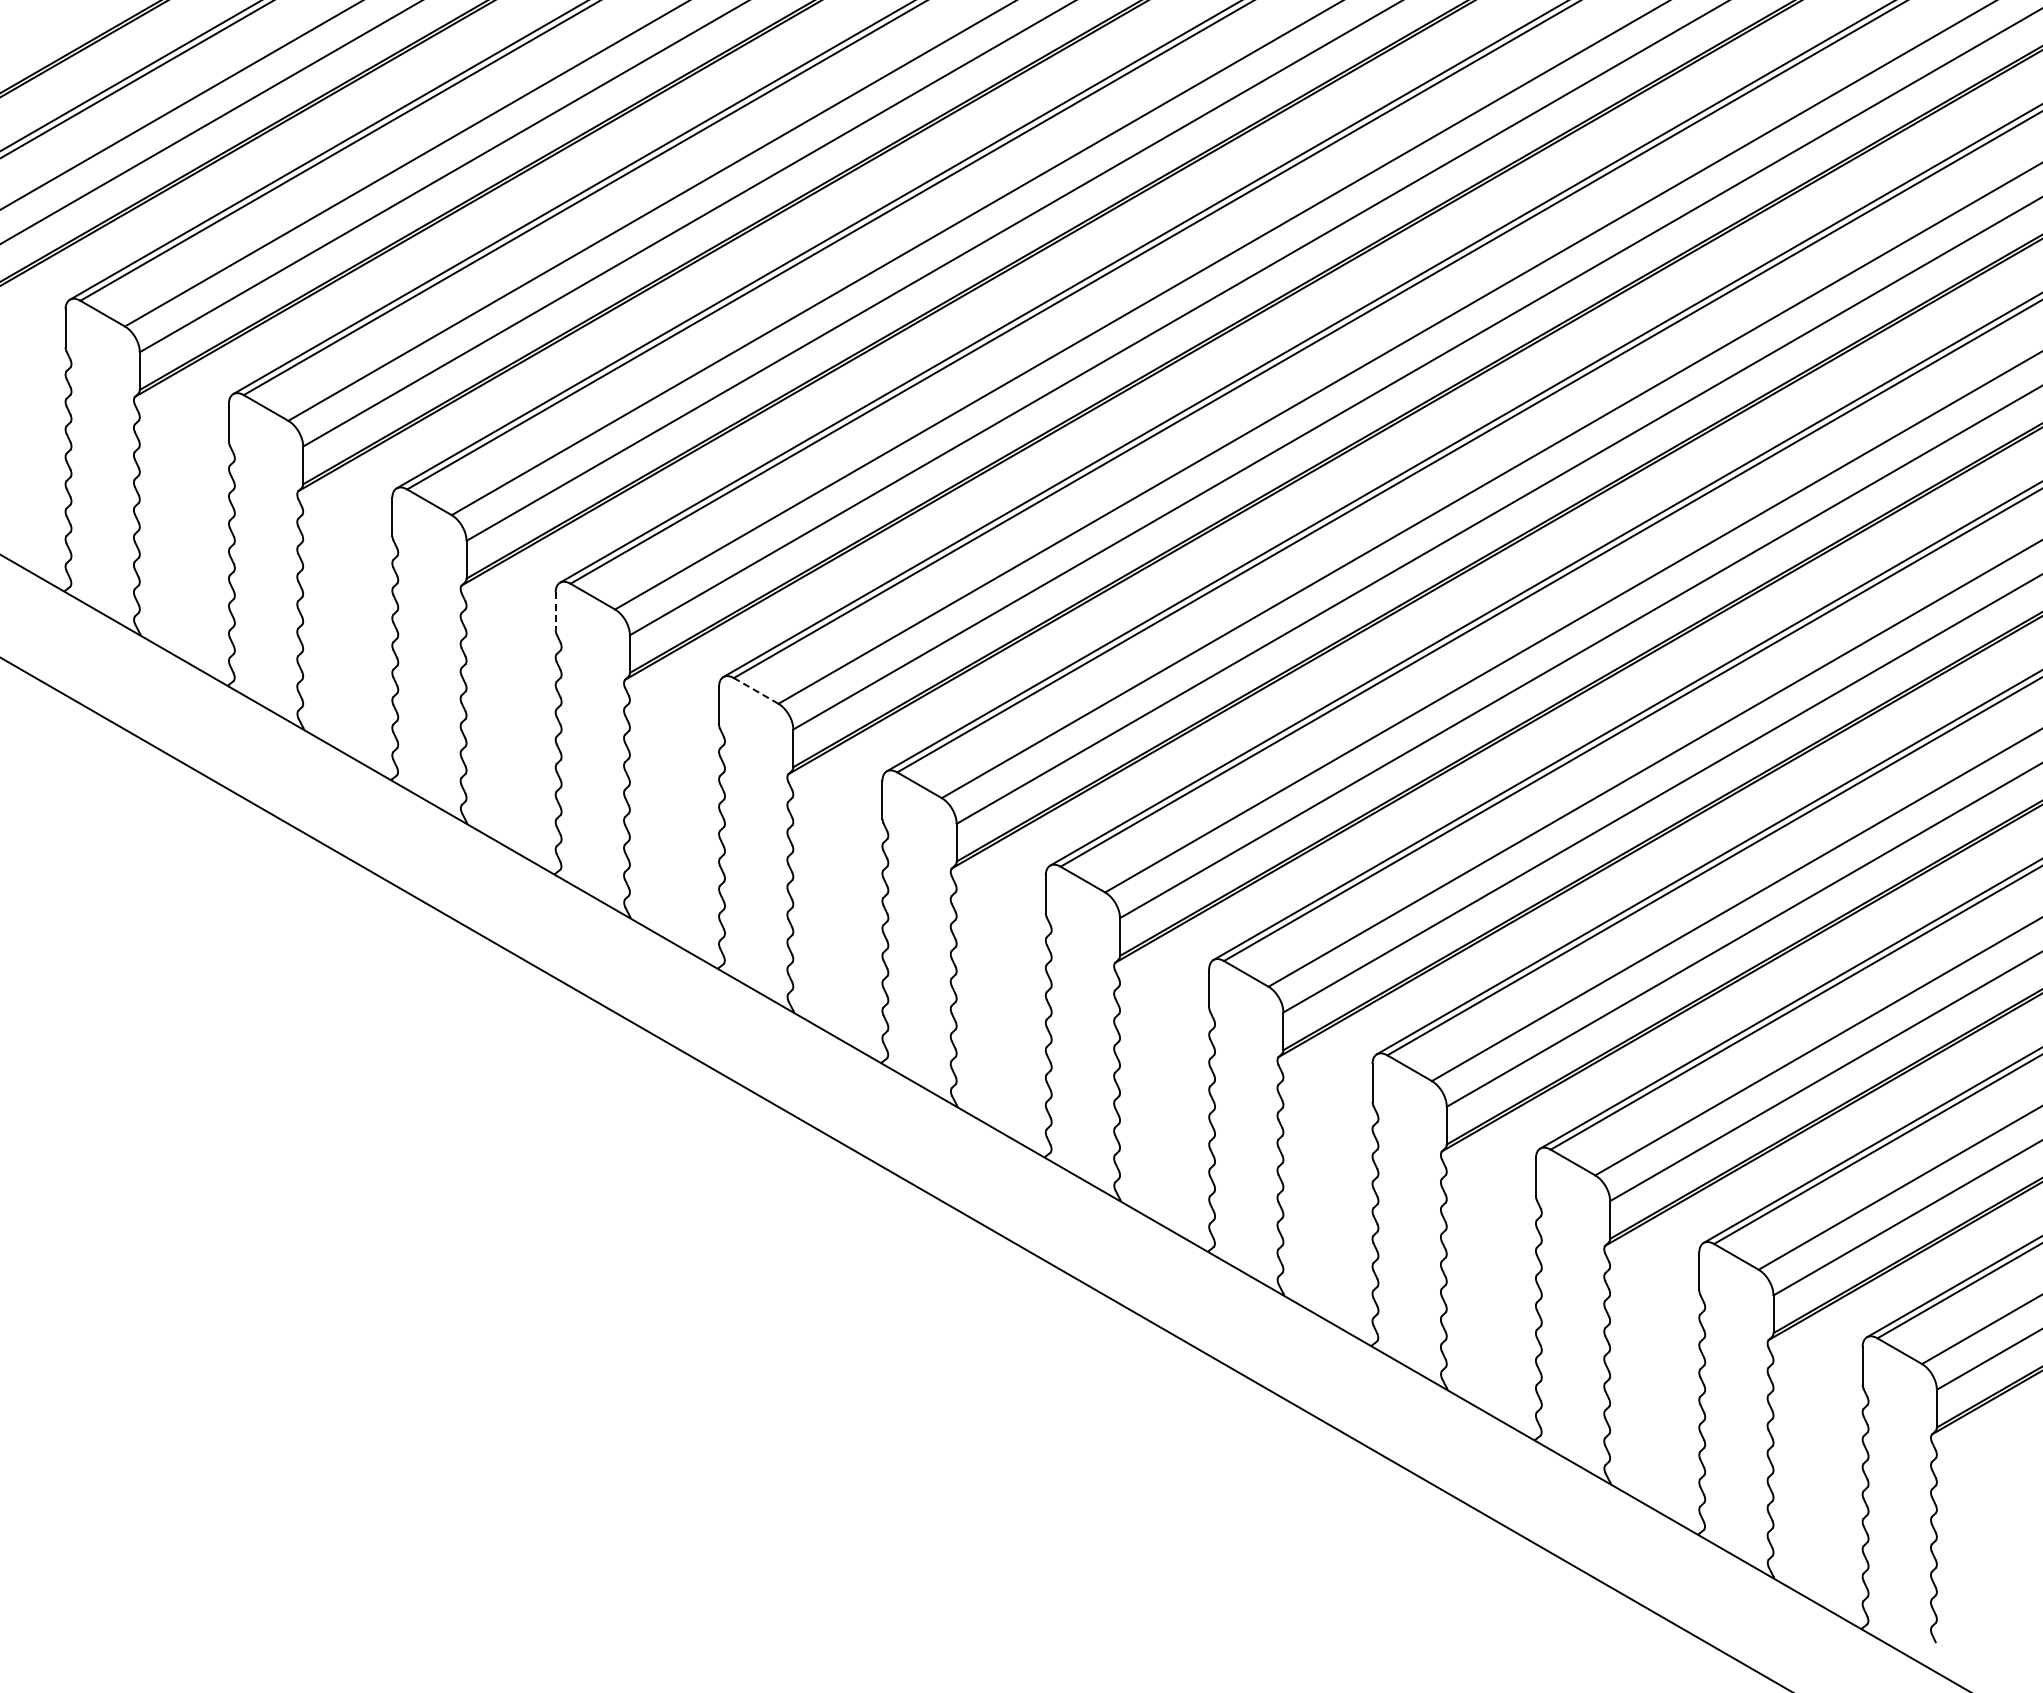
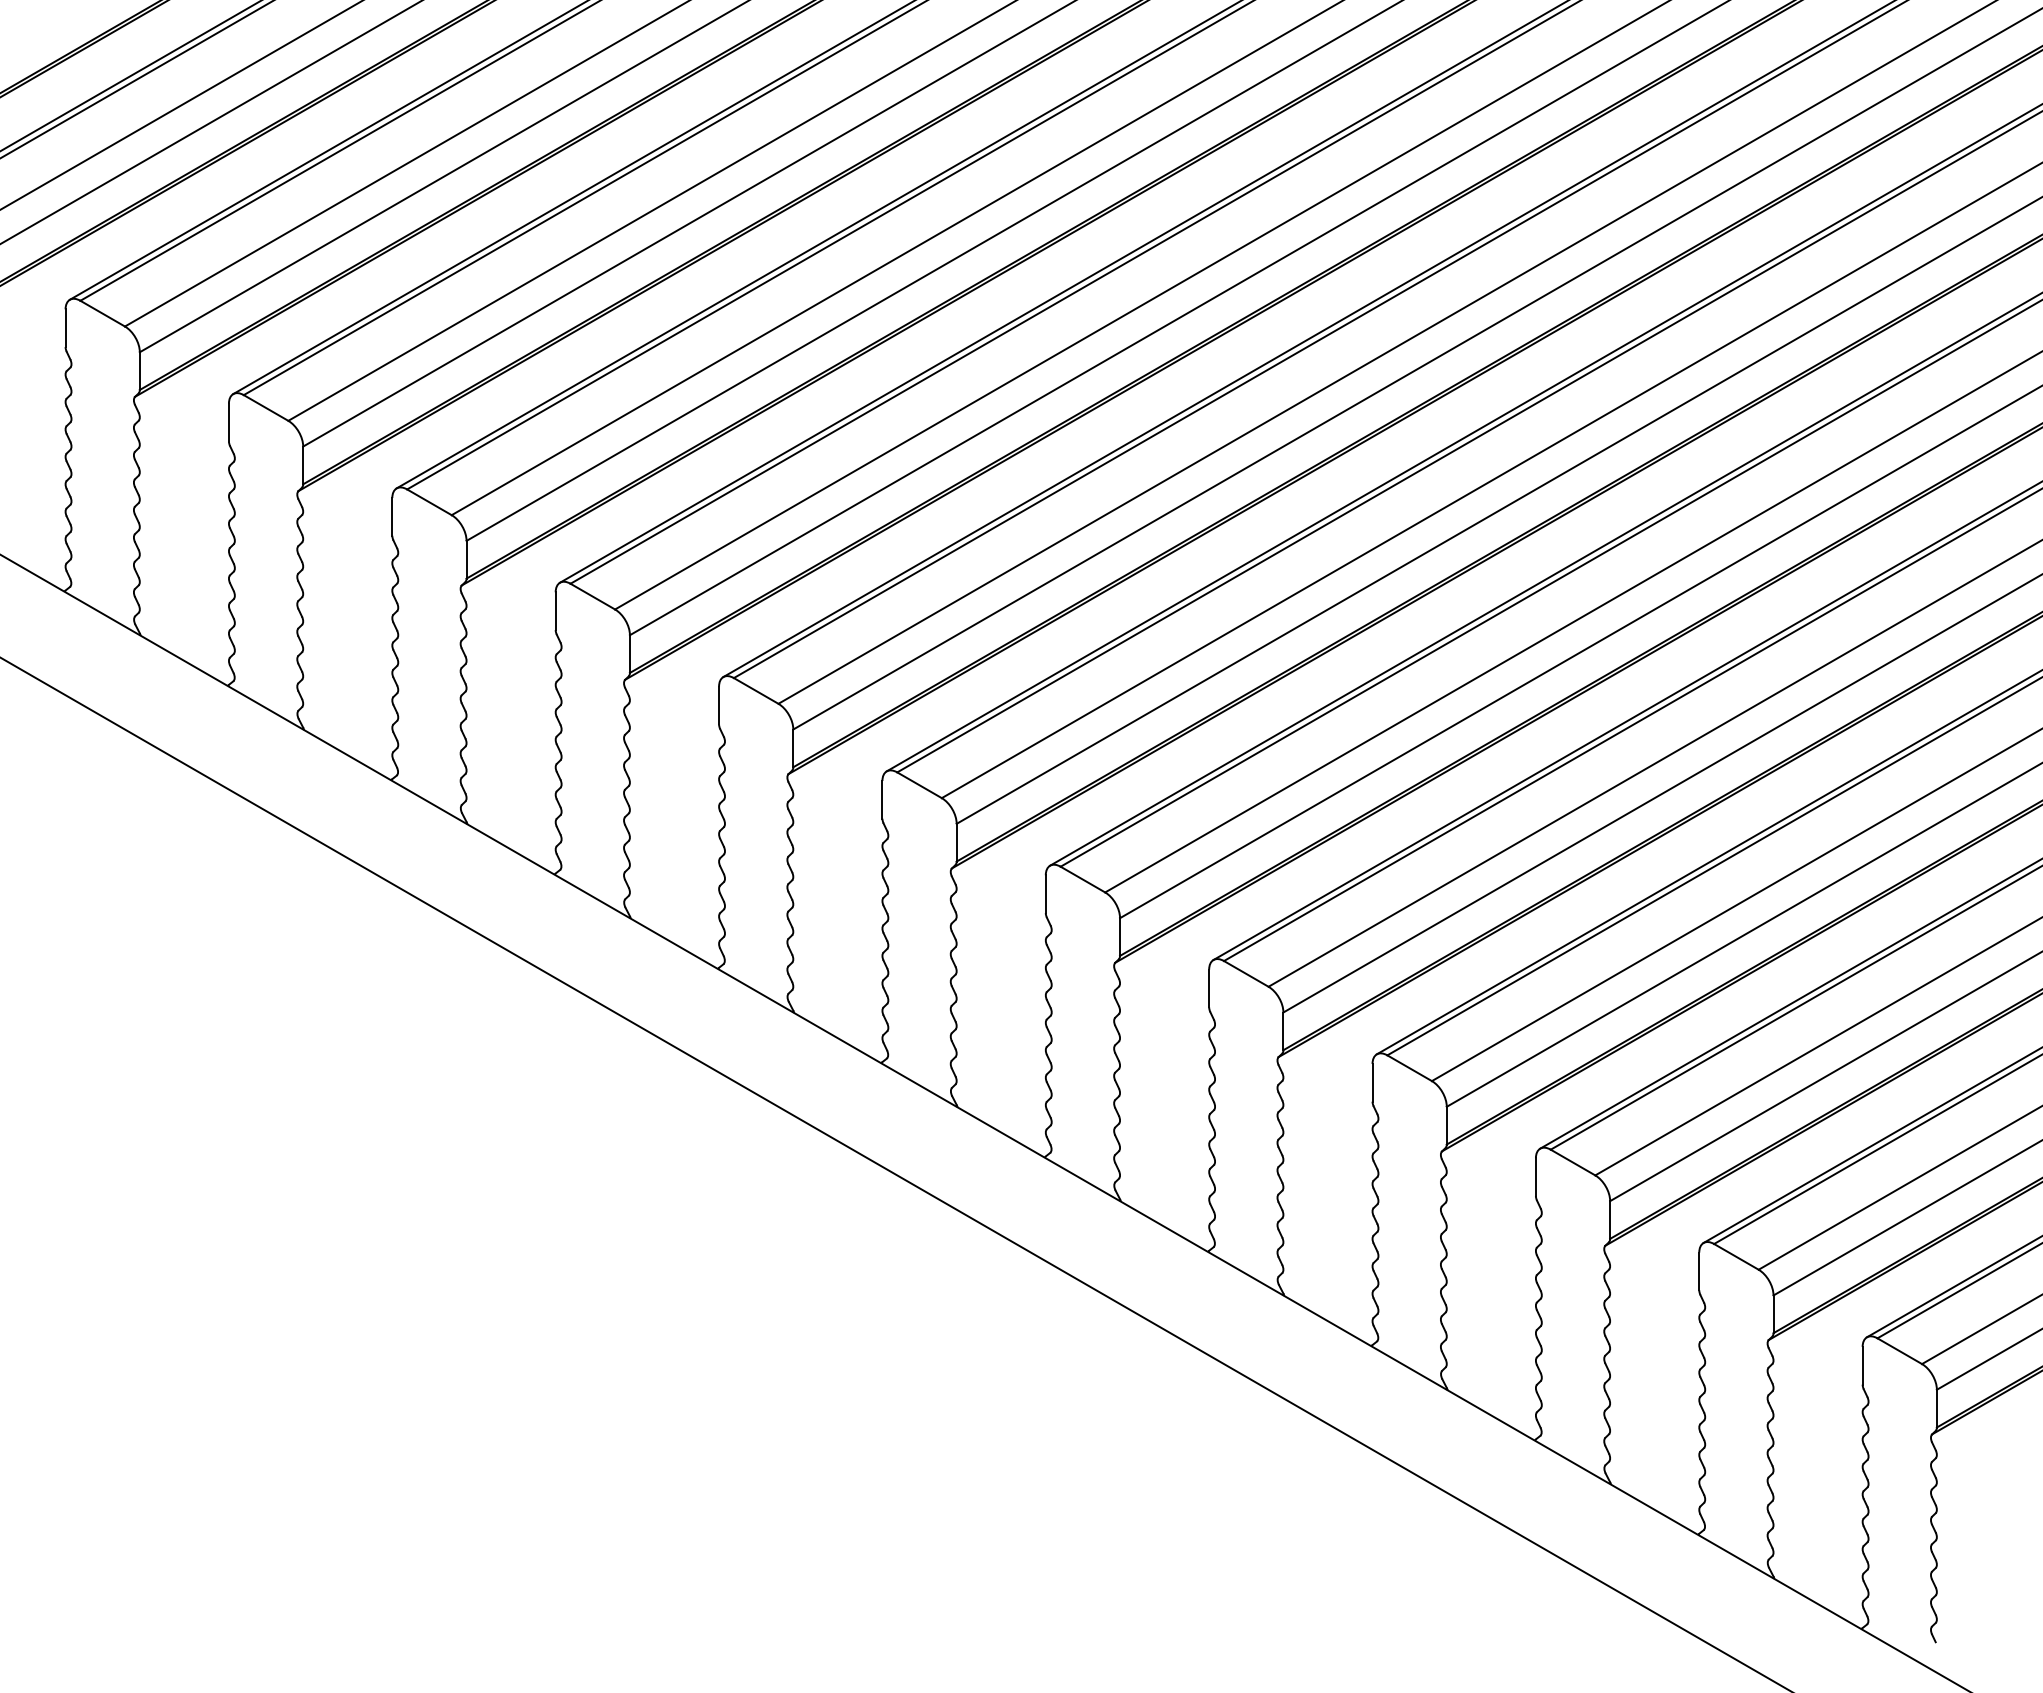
line: dashed -> solid (555, 611)
line: dashed -> solid (756, 690)
